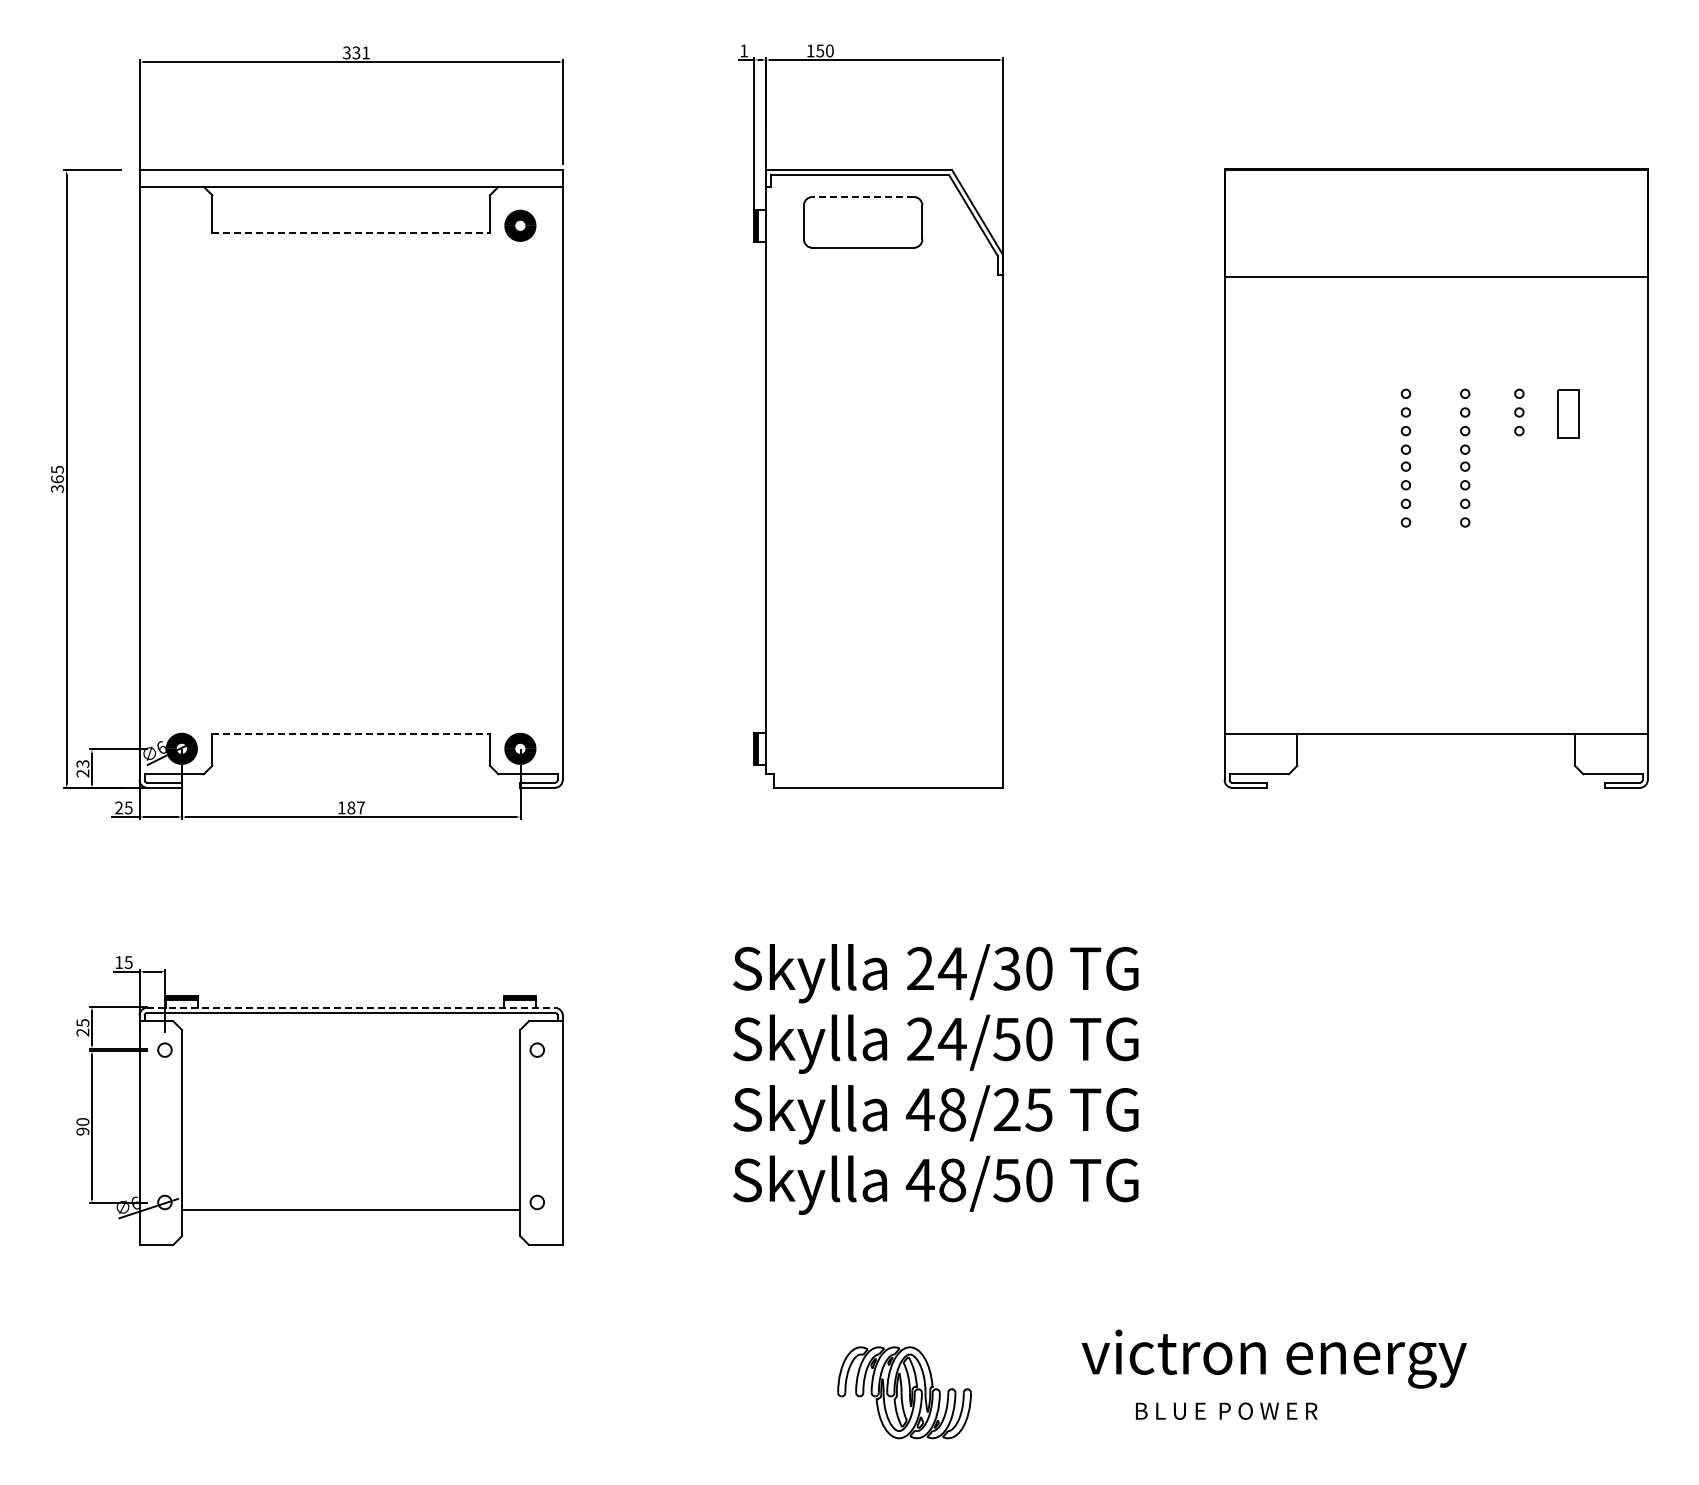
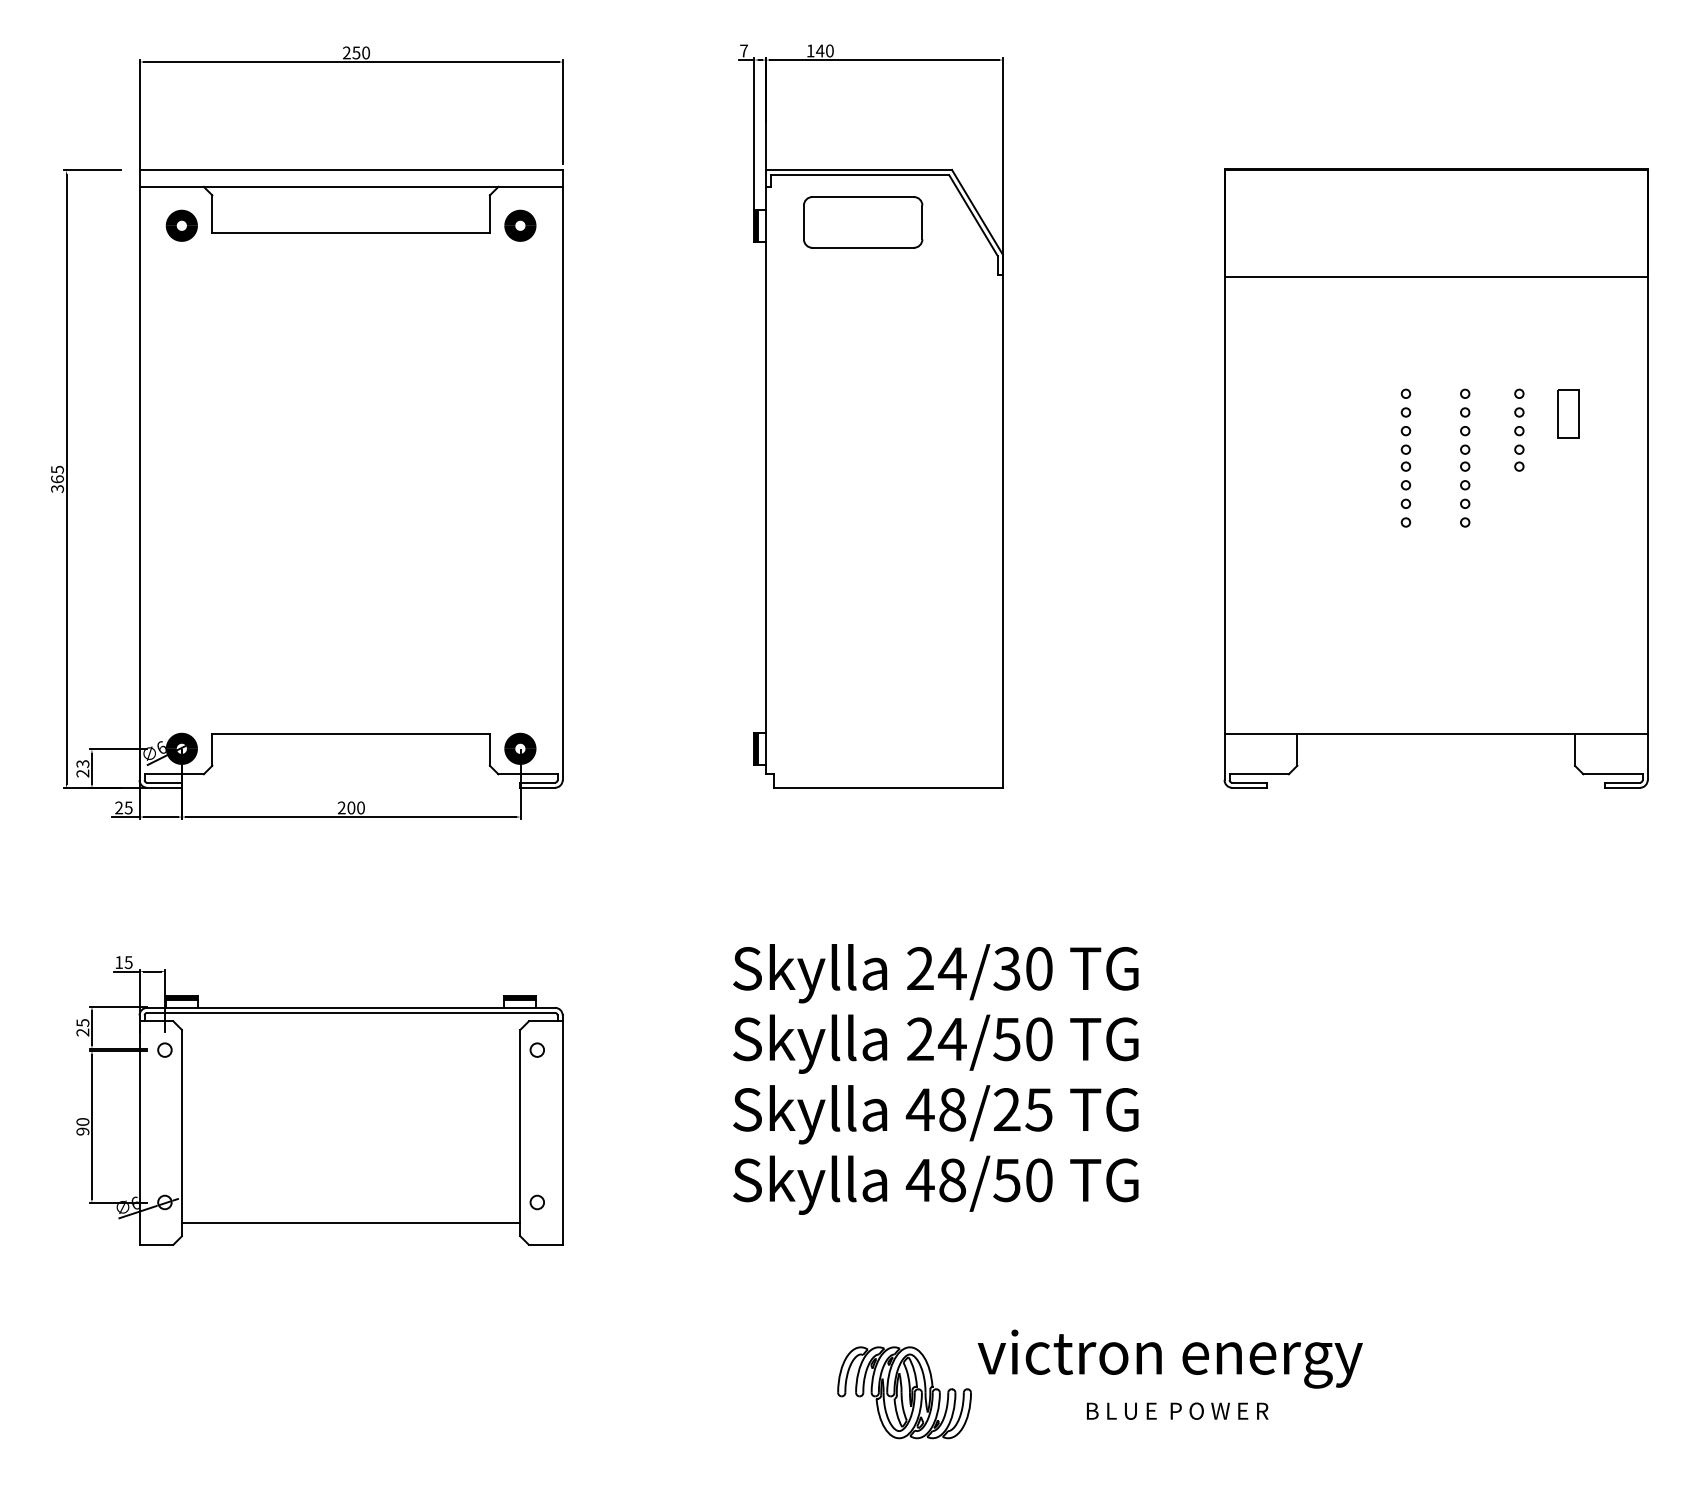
text: 1 -> 7 (744, 50)
text: 150 -> 140 (819, 50)
text: 331 -> 250 (355, 52)
line: dashed -> solid (863, 197)
part: none -> present (181, 225)
line: dashed -> solid (351, 232)
part: none -> present (1519, 457)
line: dashed -> solid (351, 734)
text: 187 -> 200 (350, 807)
line: dashed -> solid (351, 1007)
line position: (350, 1209) -> (350, 1222) (350, 1222)
text position: (1273, 1358) -> (1169, 1358) (1169, 1358)
text position: (1226, 1410) -> (1177, 1410) (1177, 1410)
